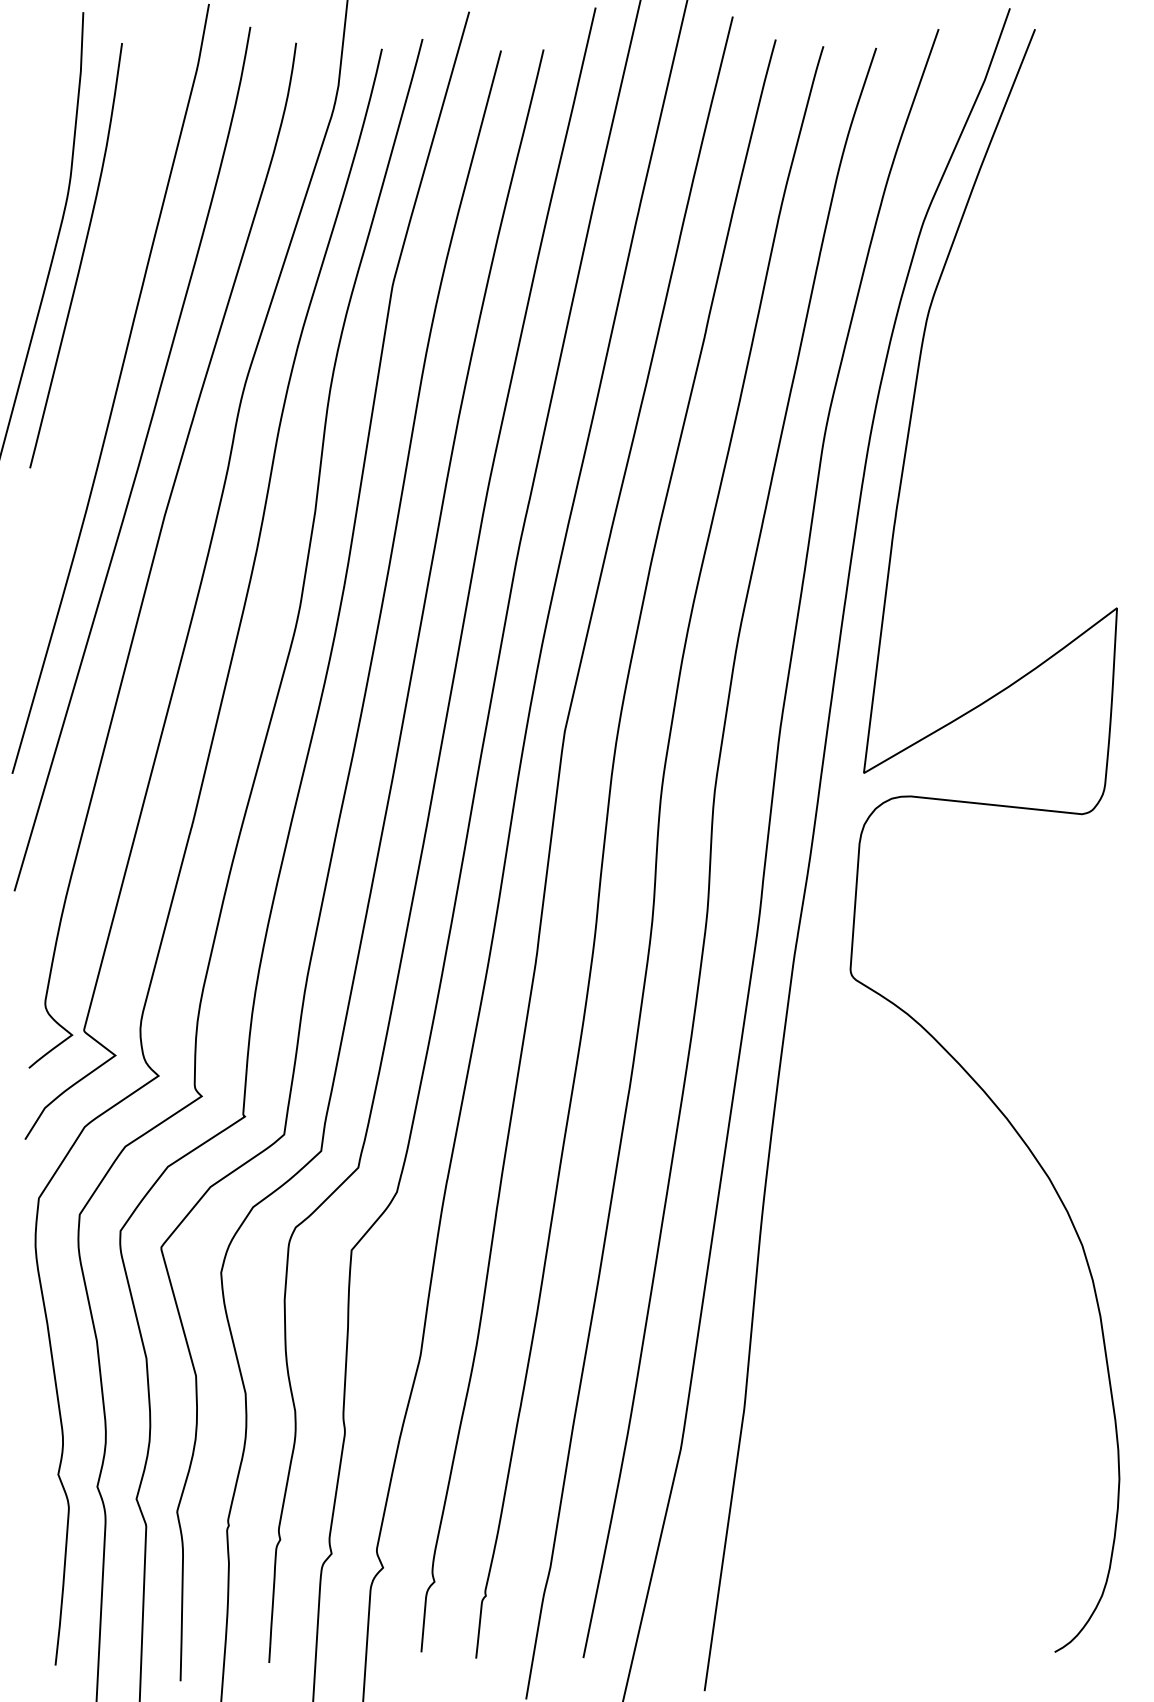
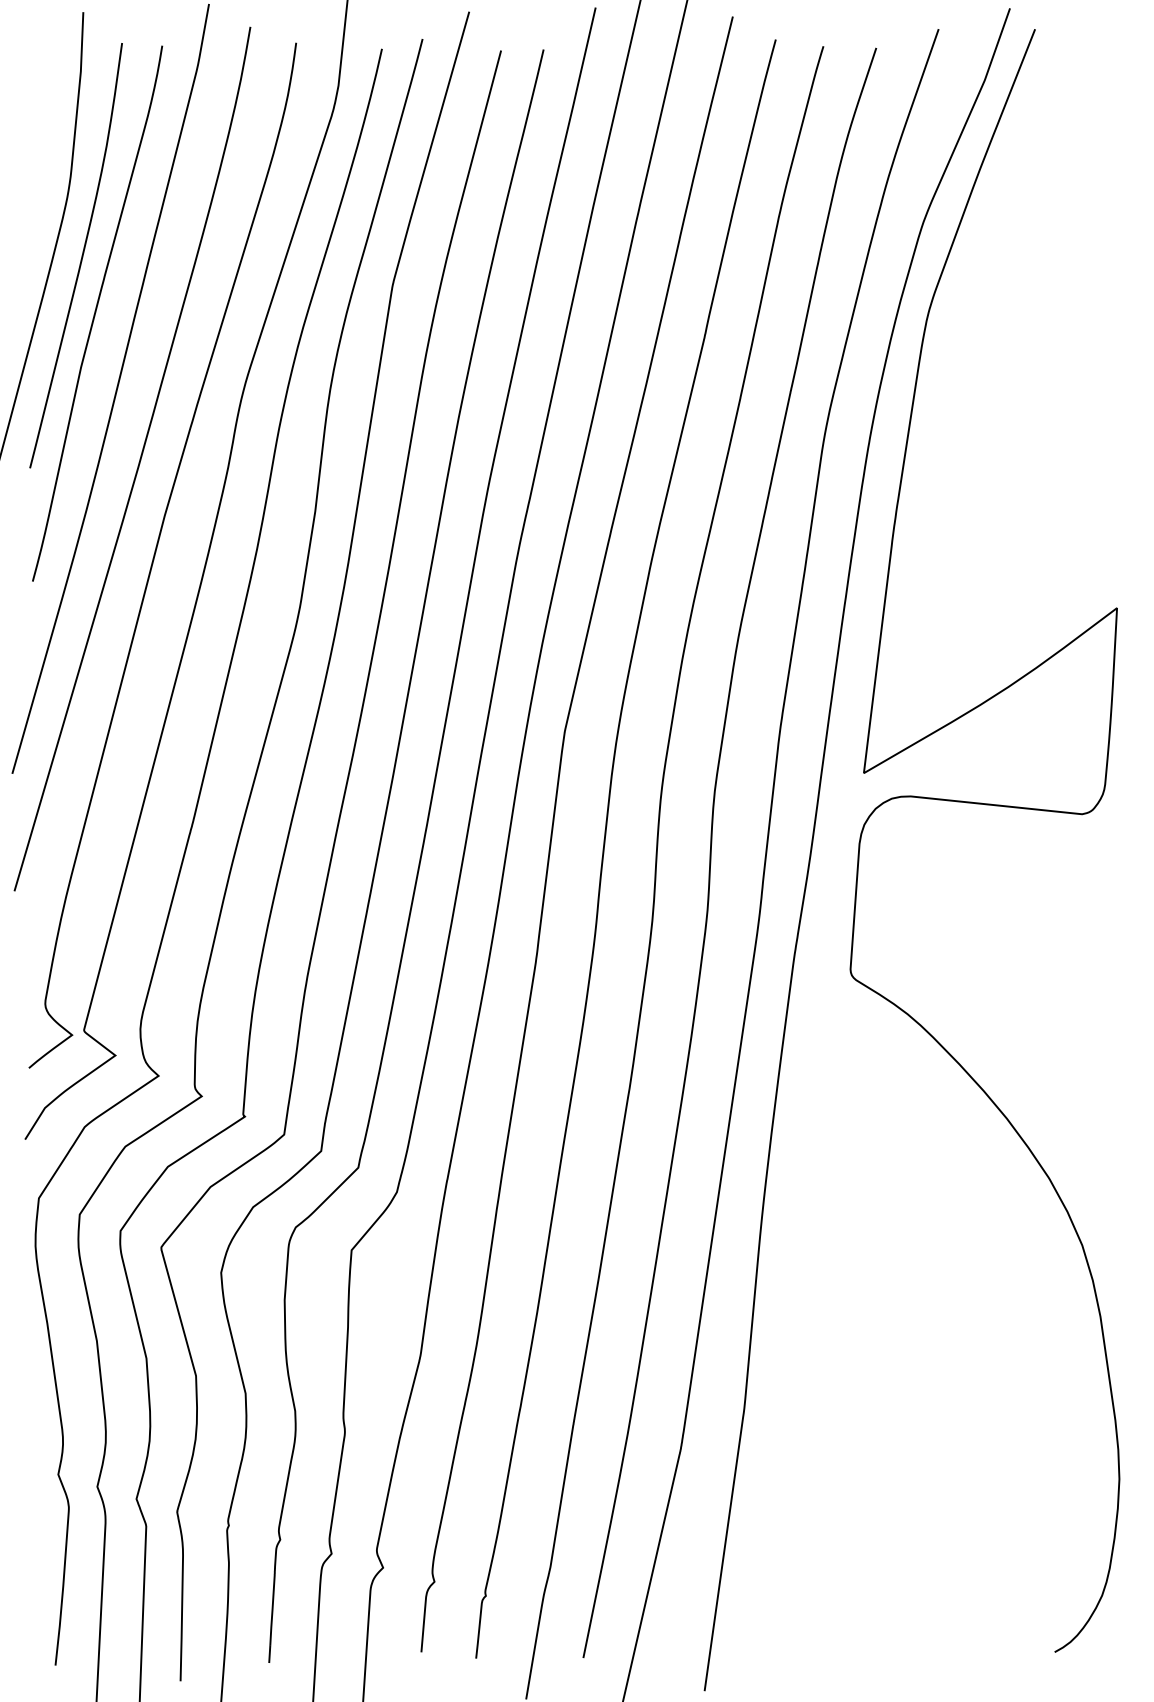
curve: none -> present (96, 312)
